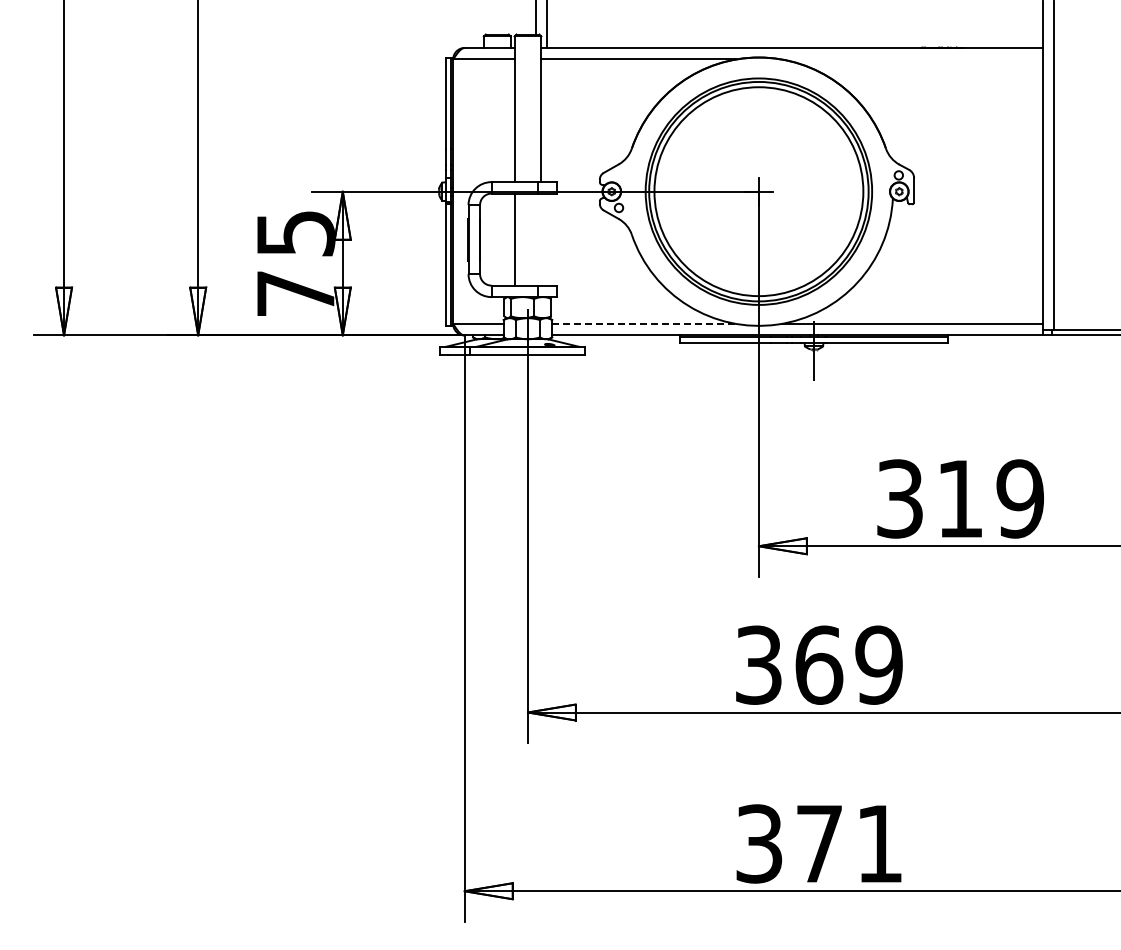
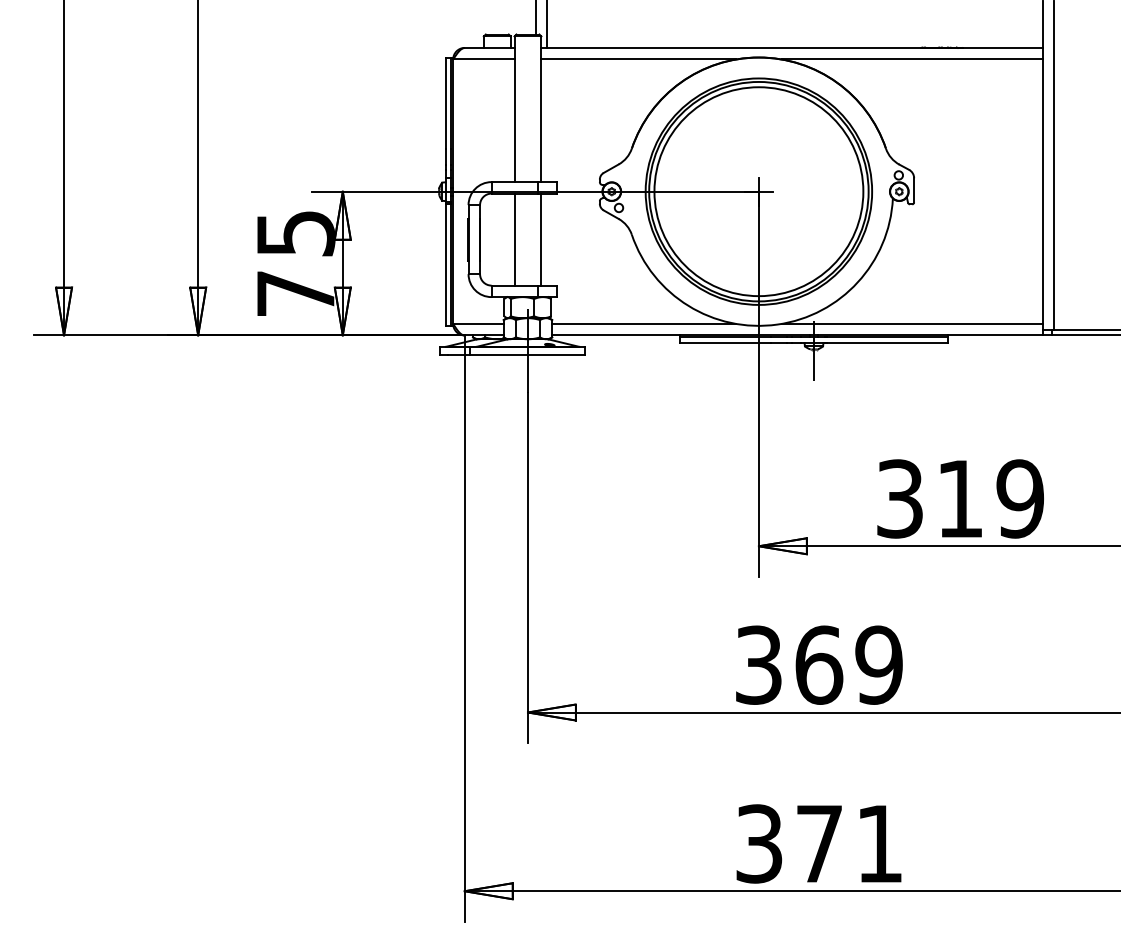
line: none -> present (911, 59)
line: none -> present (541, 239)
line: dashed -> solid (644, 323)
